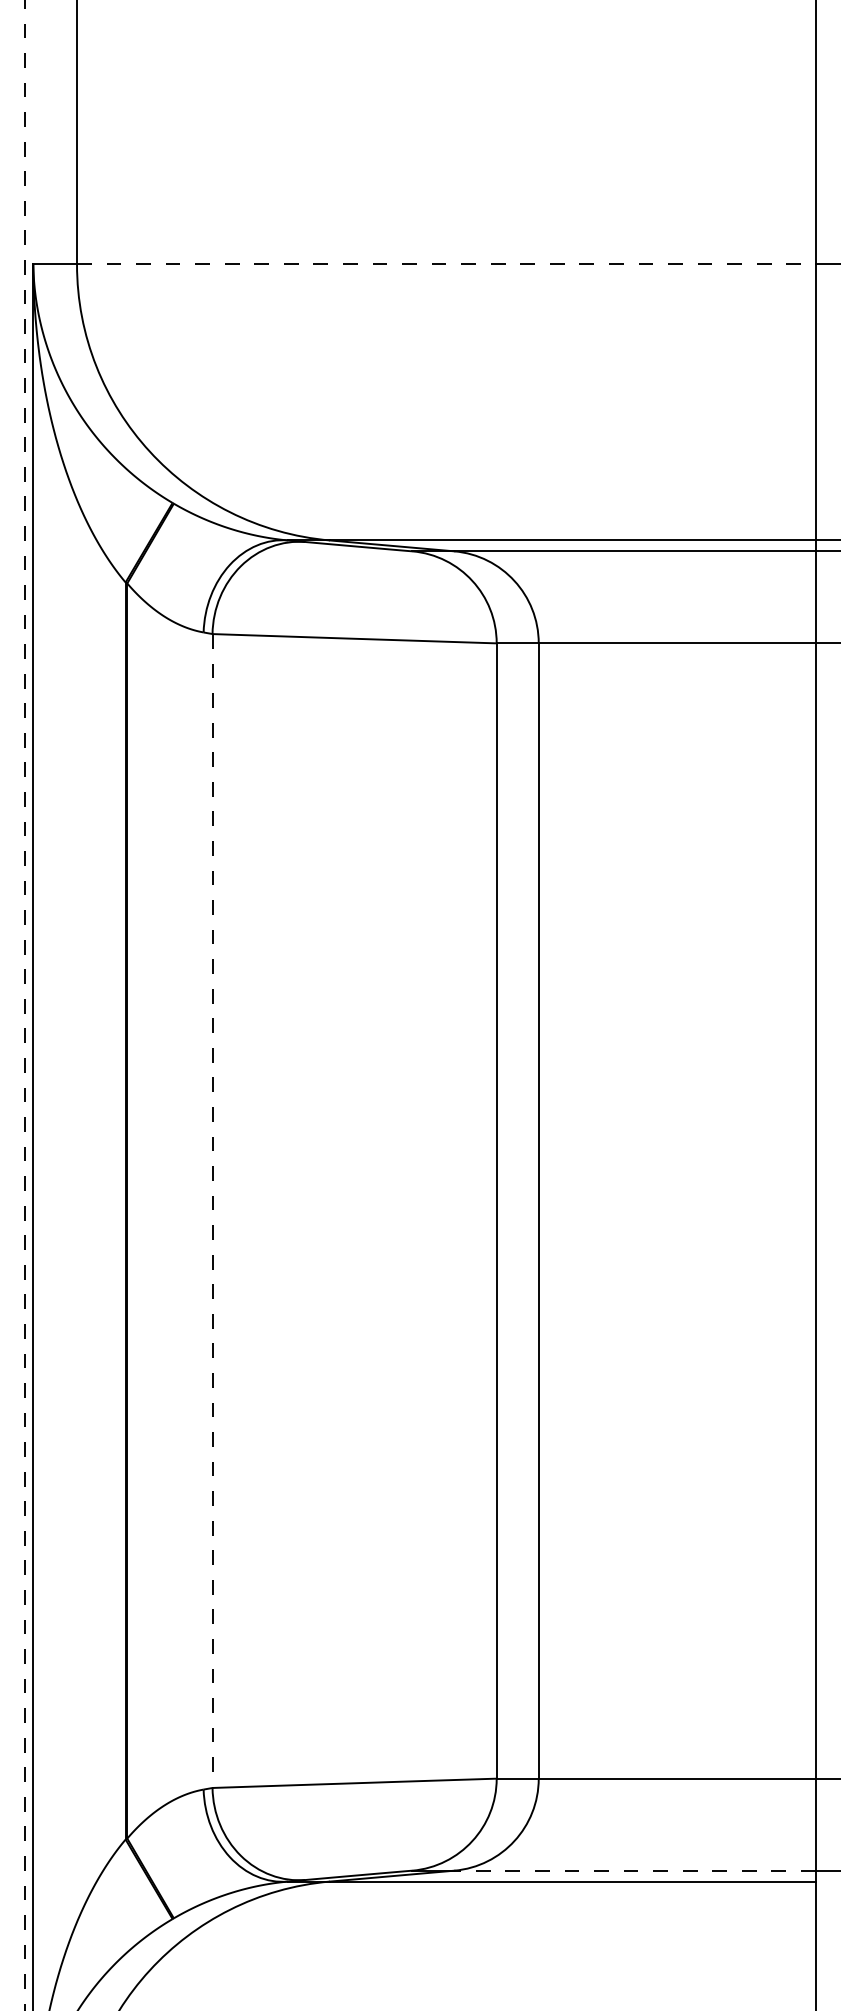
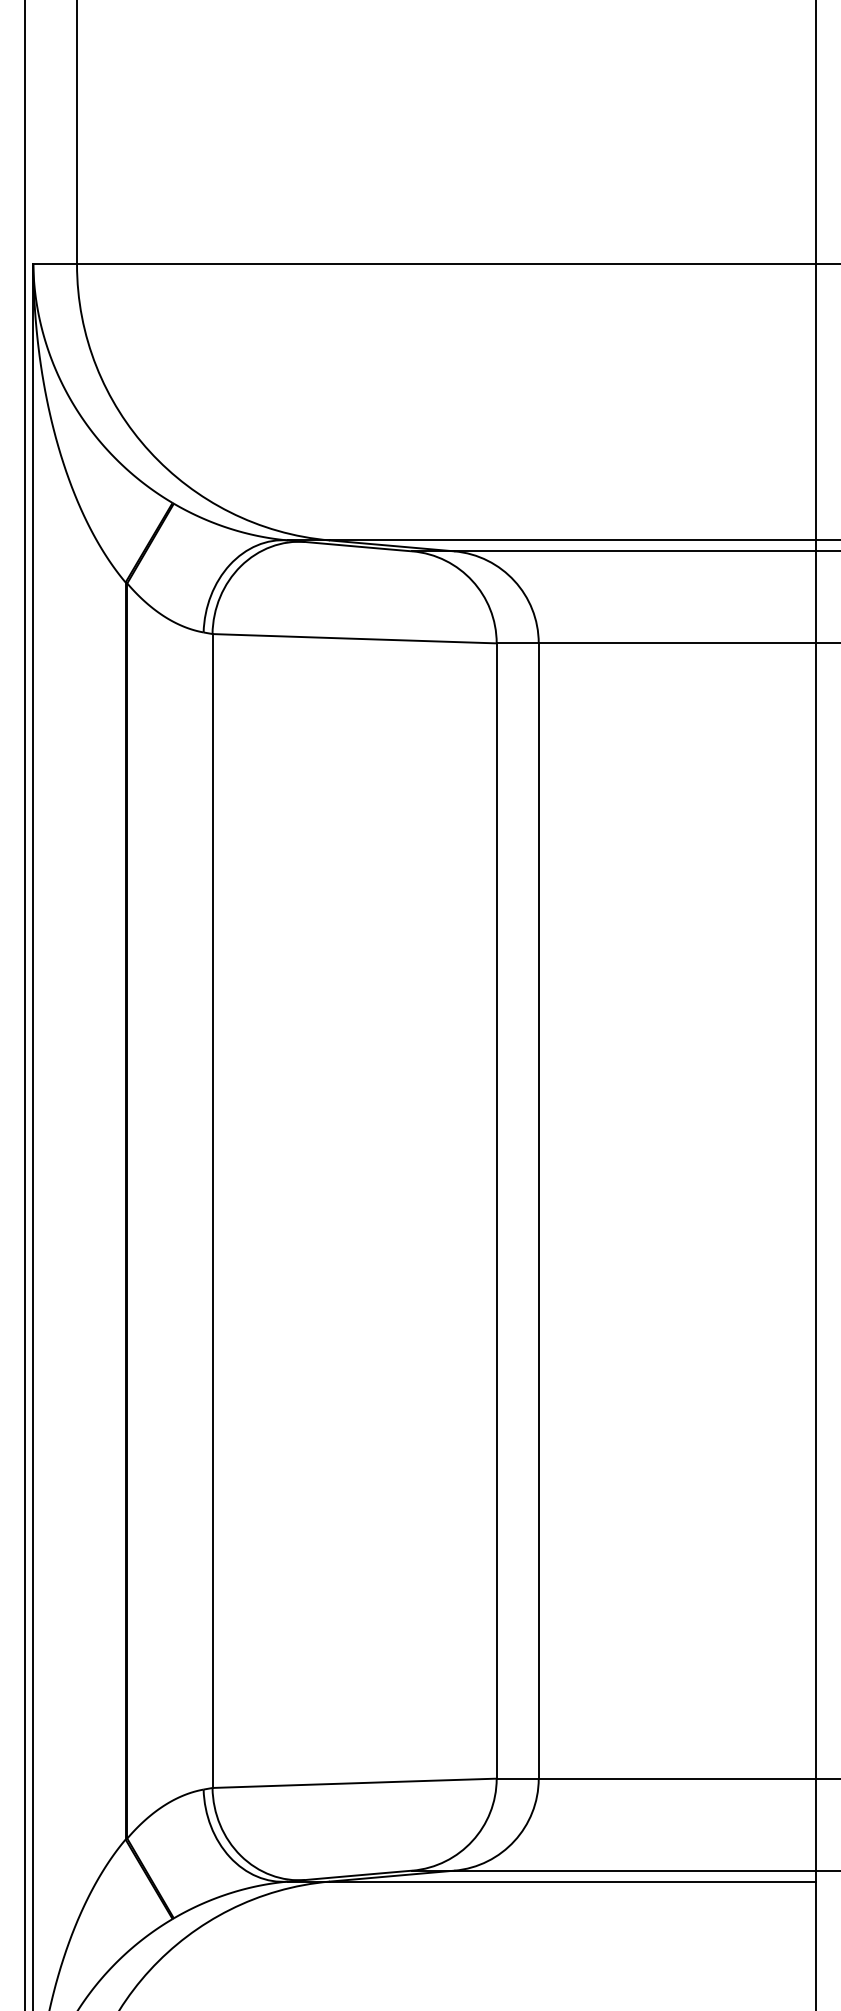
line: dashed -> solid (446, 264)
line: dashed -> solid (25, 1005)
line: dashed -> solid (212, 1211)
line: dashed -> solid (635, 1870)
